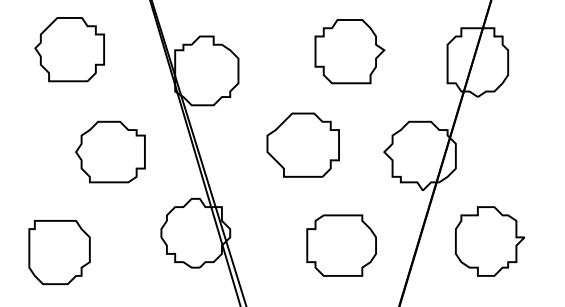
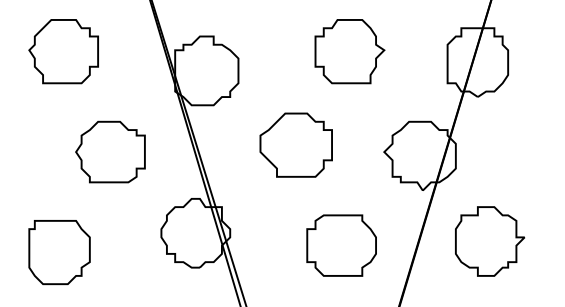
part position: (69, 49) -> (63, 51) (63, 51)
part position: (302, 144) -> (295, 144) (295, 144)
